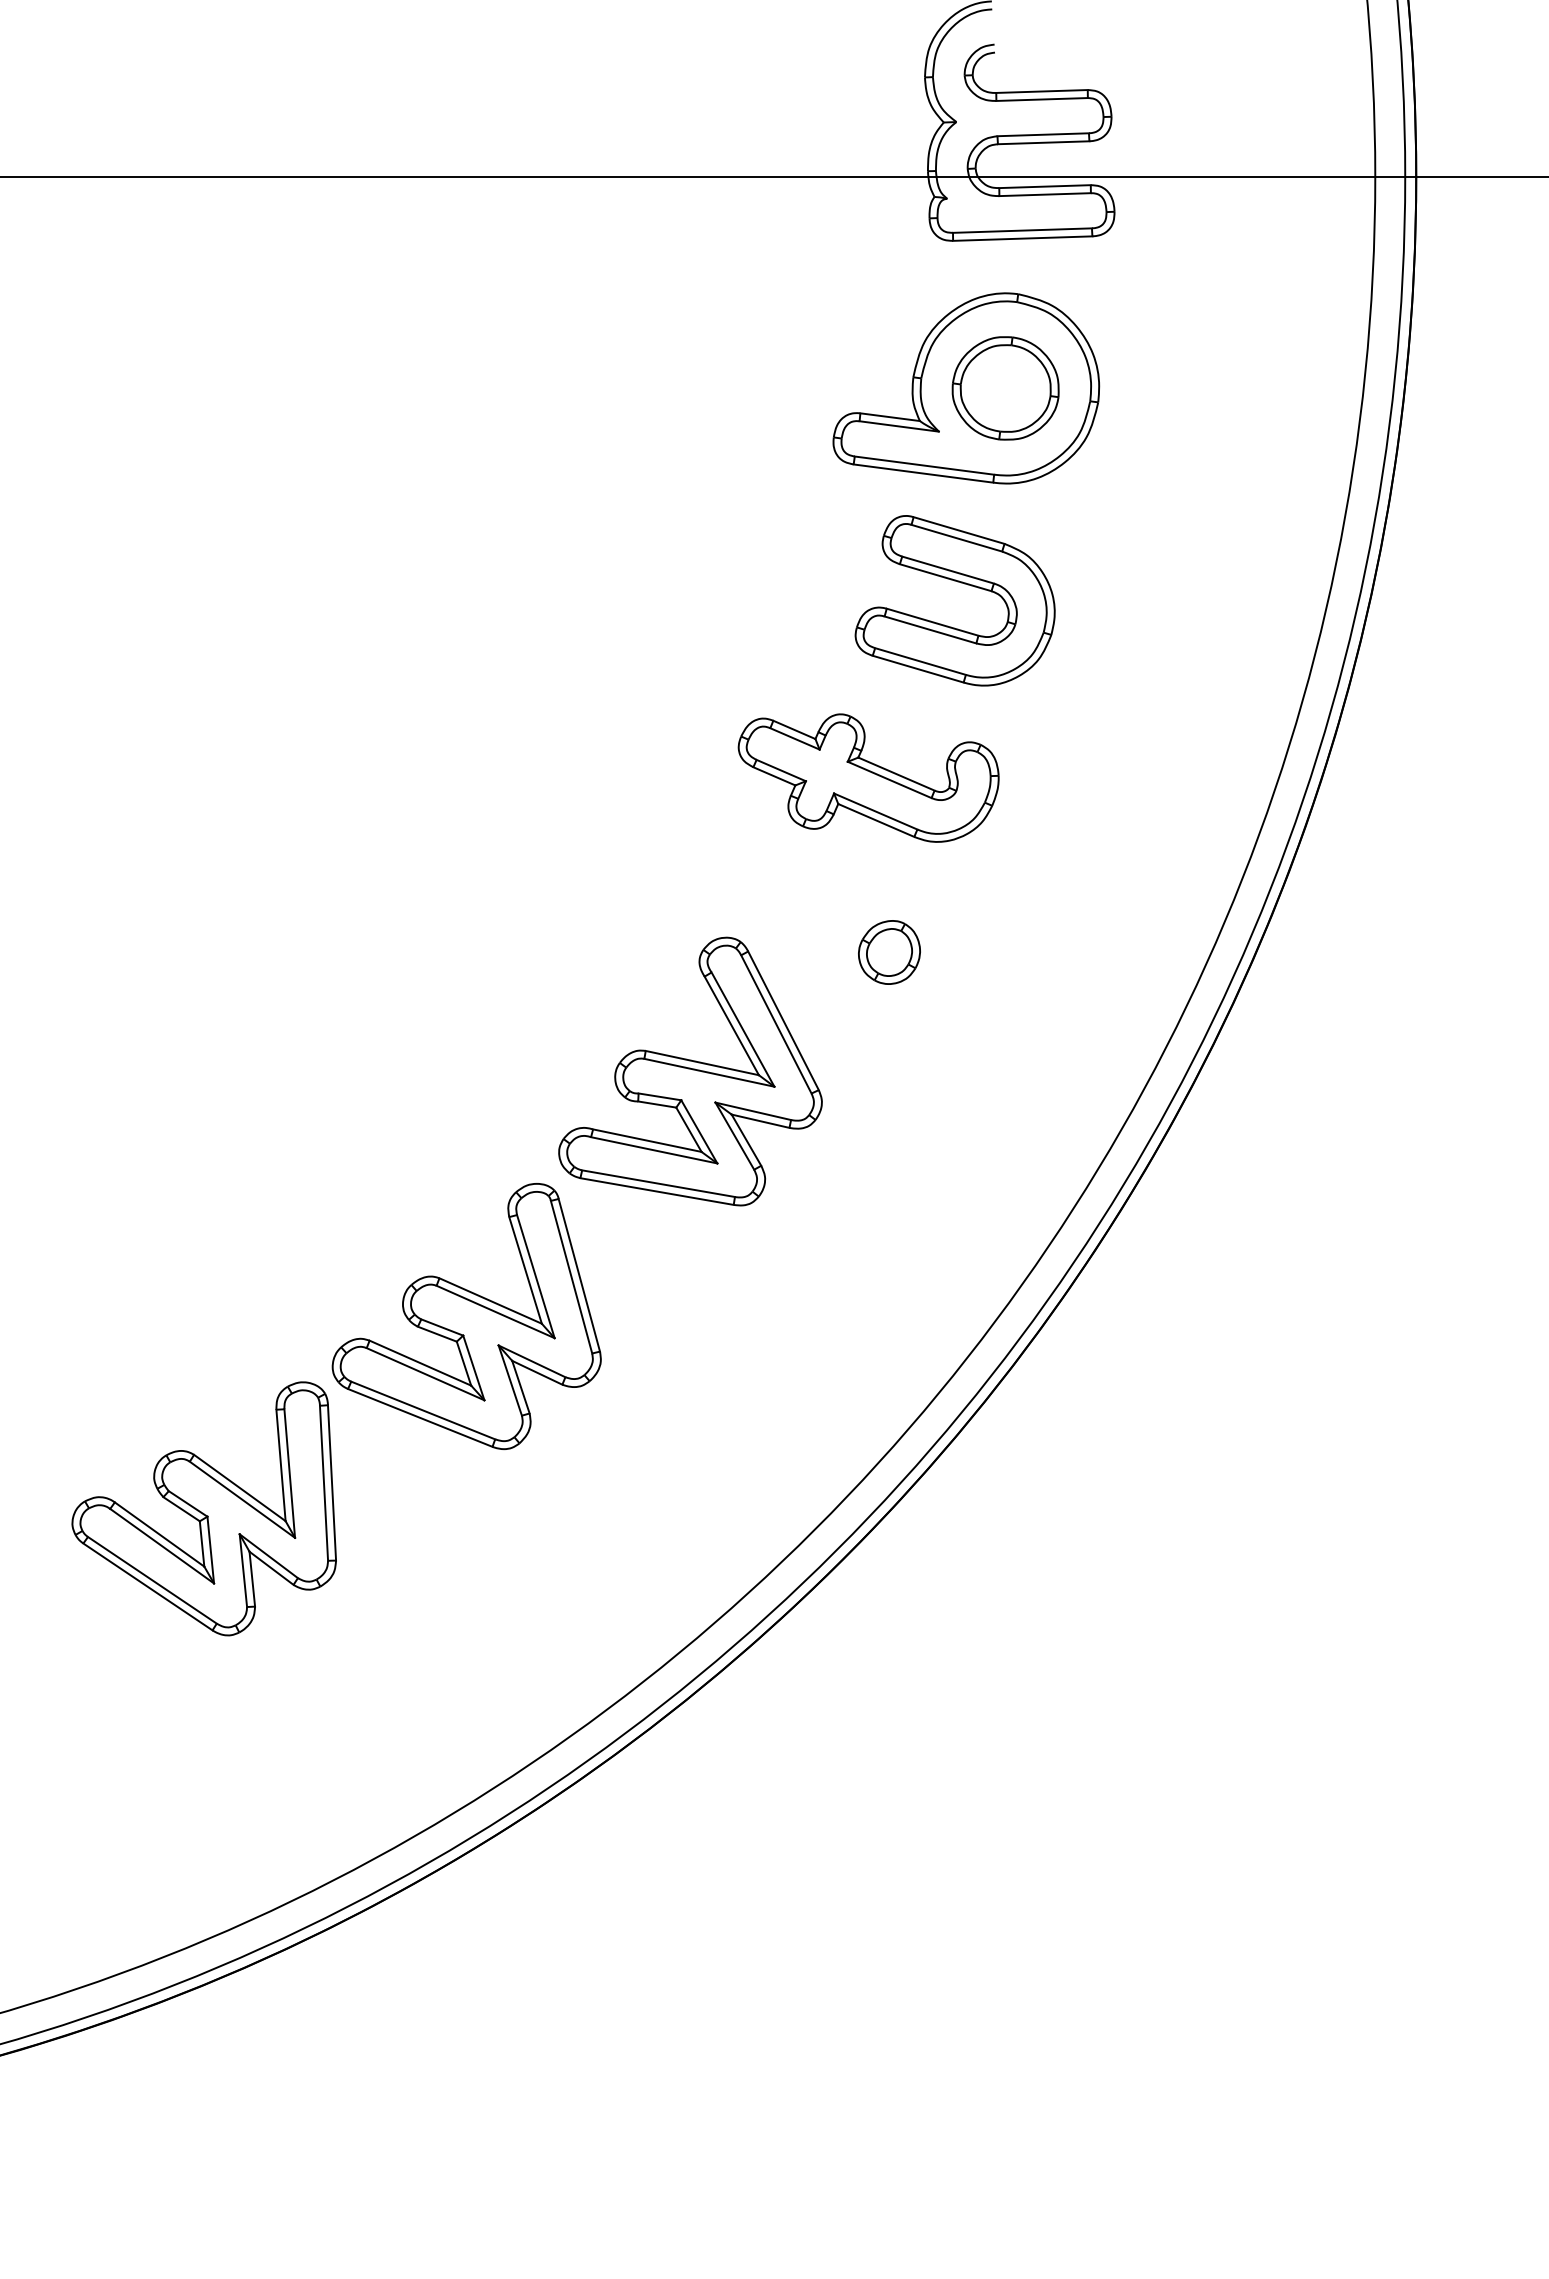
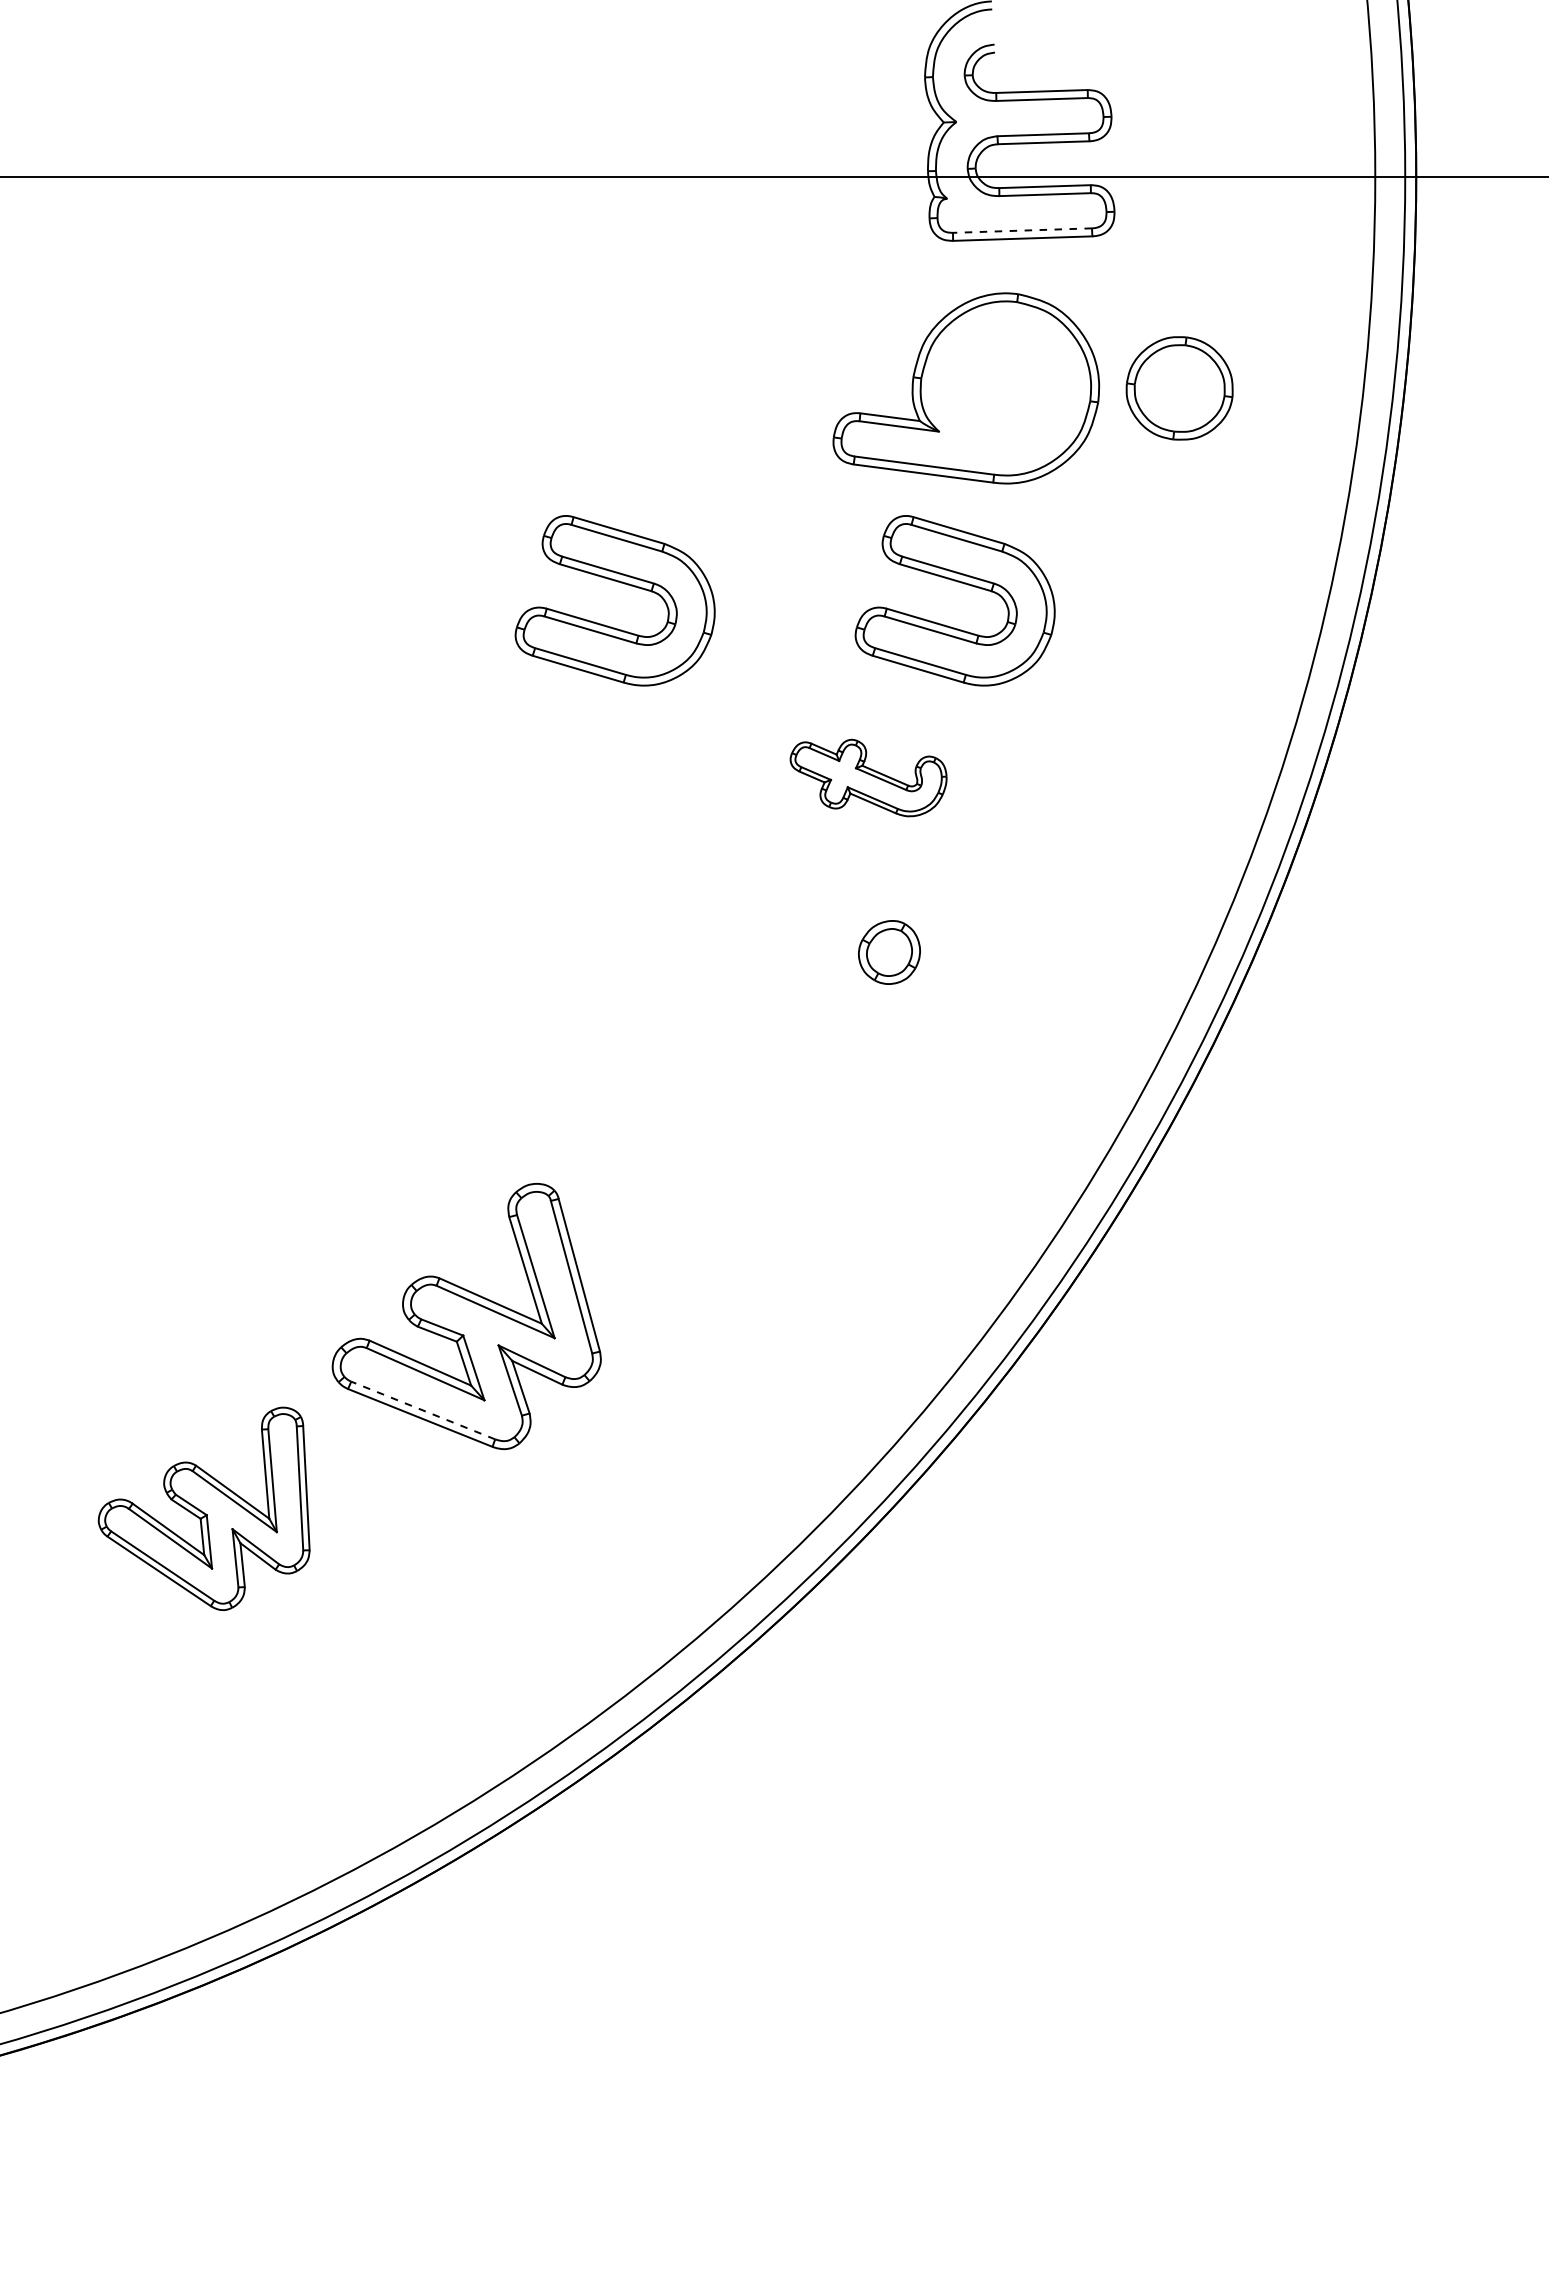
line: solid -> dashed (1022, 230)
part position: (1005, 388) -> (1179, 388) (1179, 388)
part: none -> present (617, 582)
part size: 263x130 px -> 159x80 px (868, 777)
part: present -> none (690, 1071)
line: solid -> dashed (423, 1410)
part size: 266x256 px -> 214x205 px (203, 1508)
